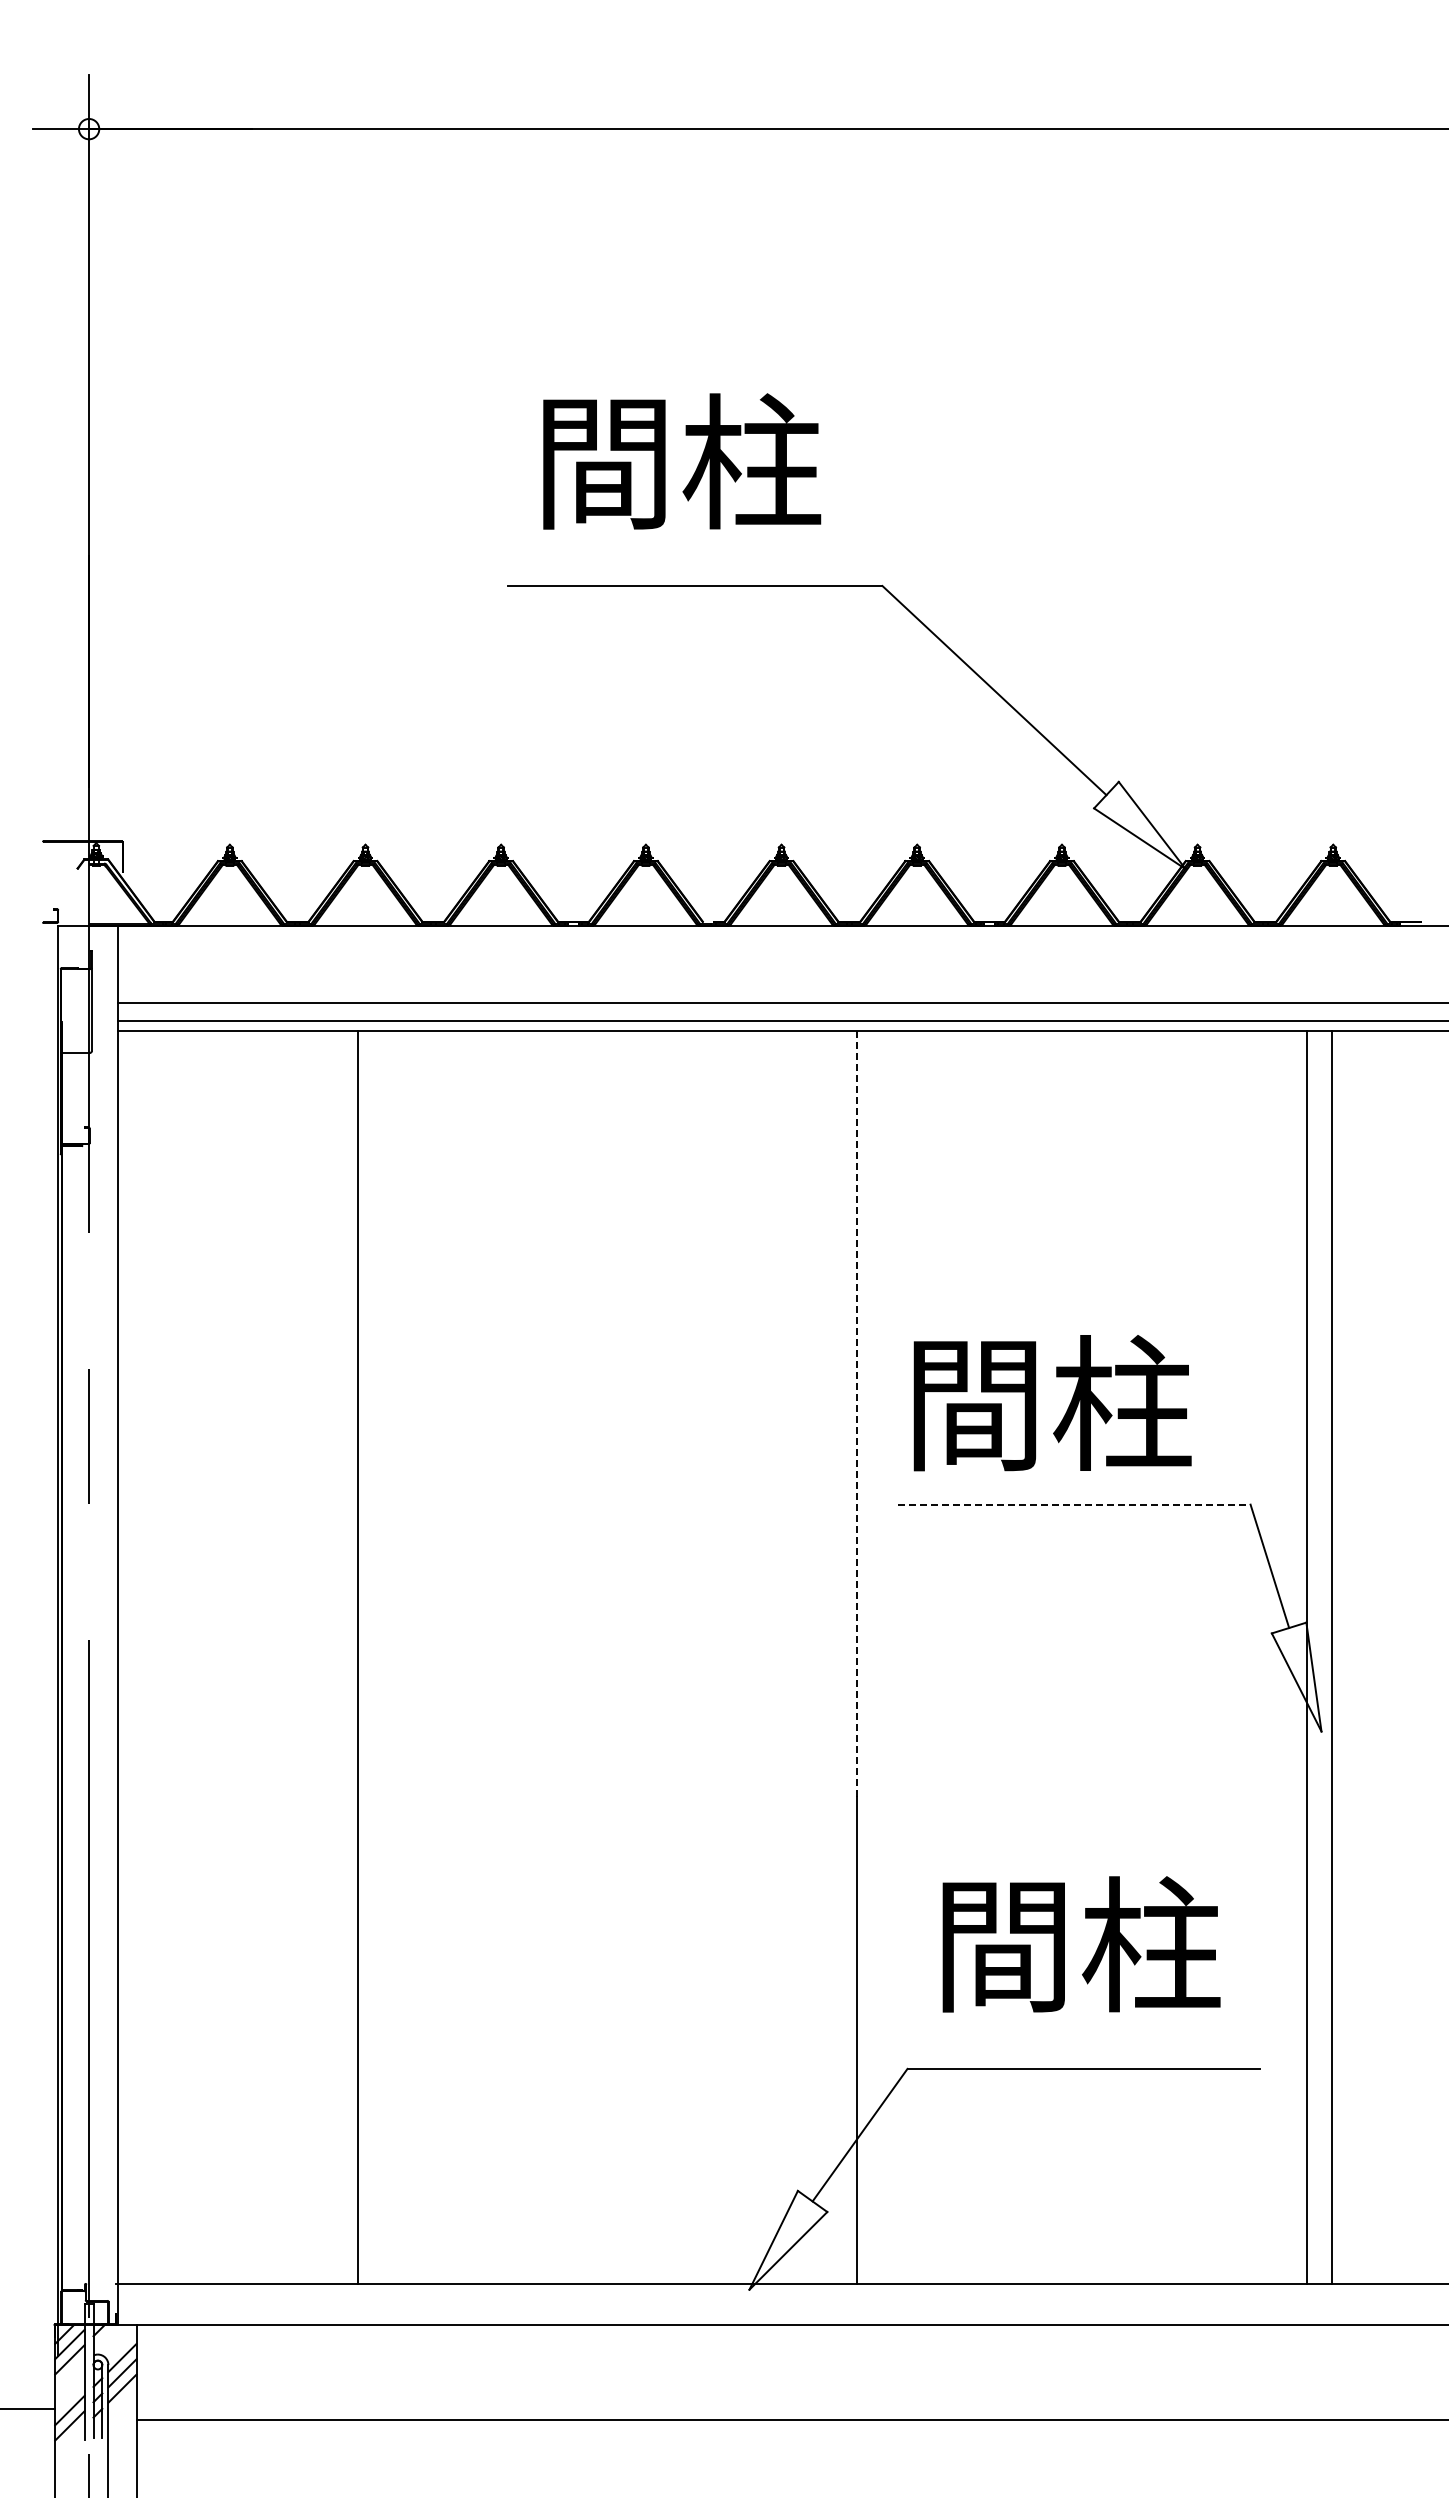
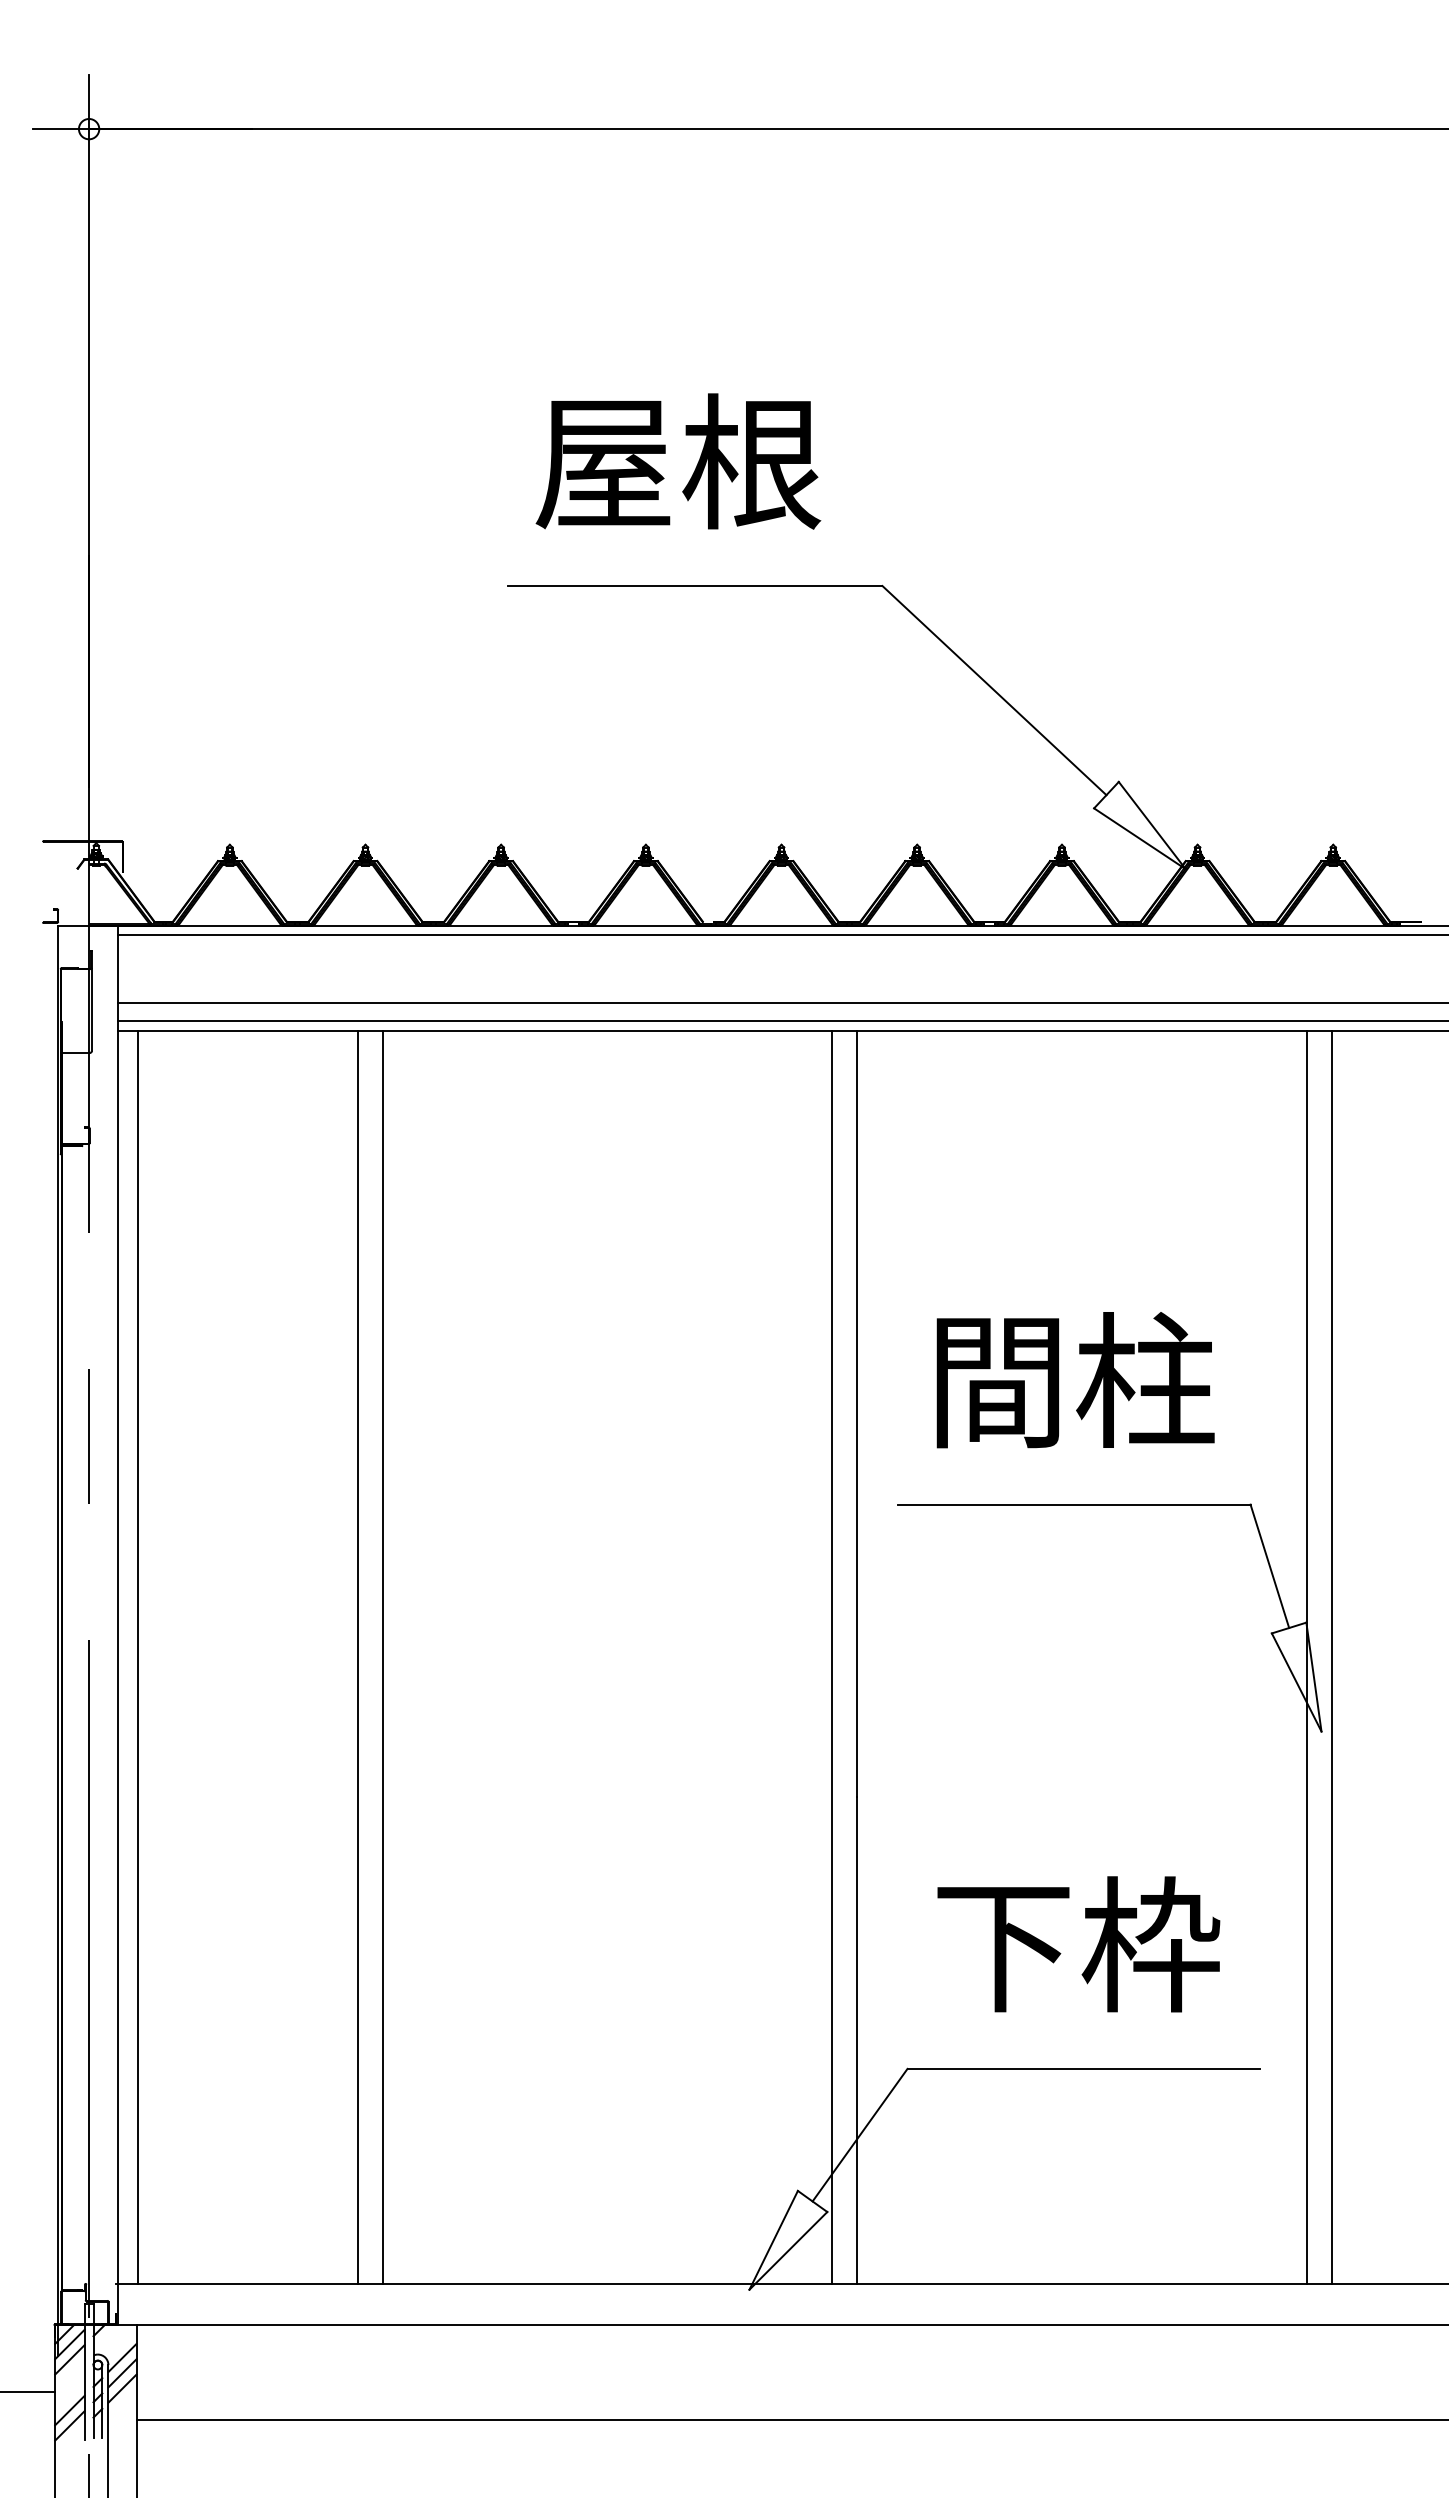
text: 間柱 -> 屋根 (678, 461)
line: none -> present (781, 935)
text position: (1052, 1403) -> (1075, 1380) (1075, 1380)
line: dashed -> solid (857, 1414)
line: dashed -> solid (1074, 1504)
line: none -> present (138, 1657)
line: none -> present (382, 1657)
line: none -> present (832, 1657)
text: 間柱 -> 下枠 (1078, 1944)
line position: (28, 2409) -> (28, 2392) (28, 2392)
